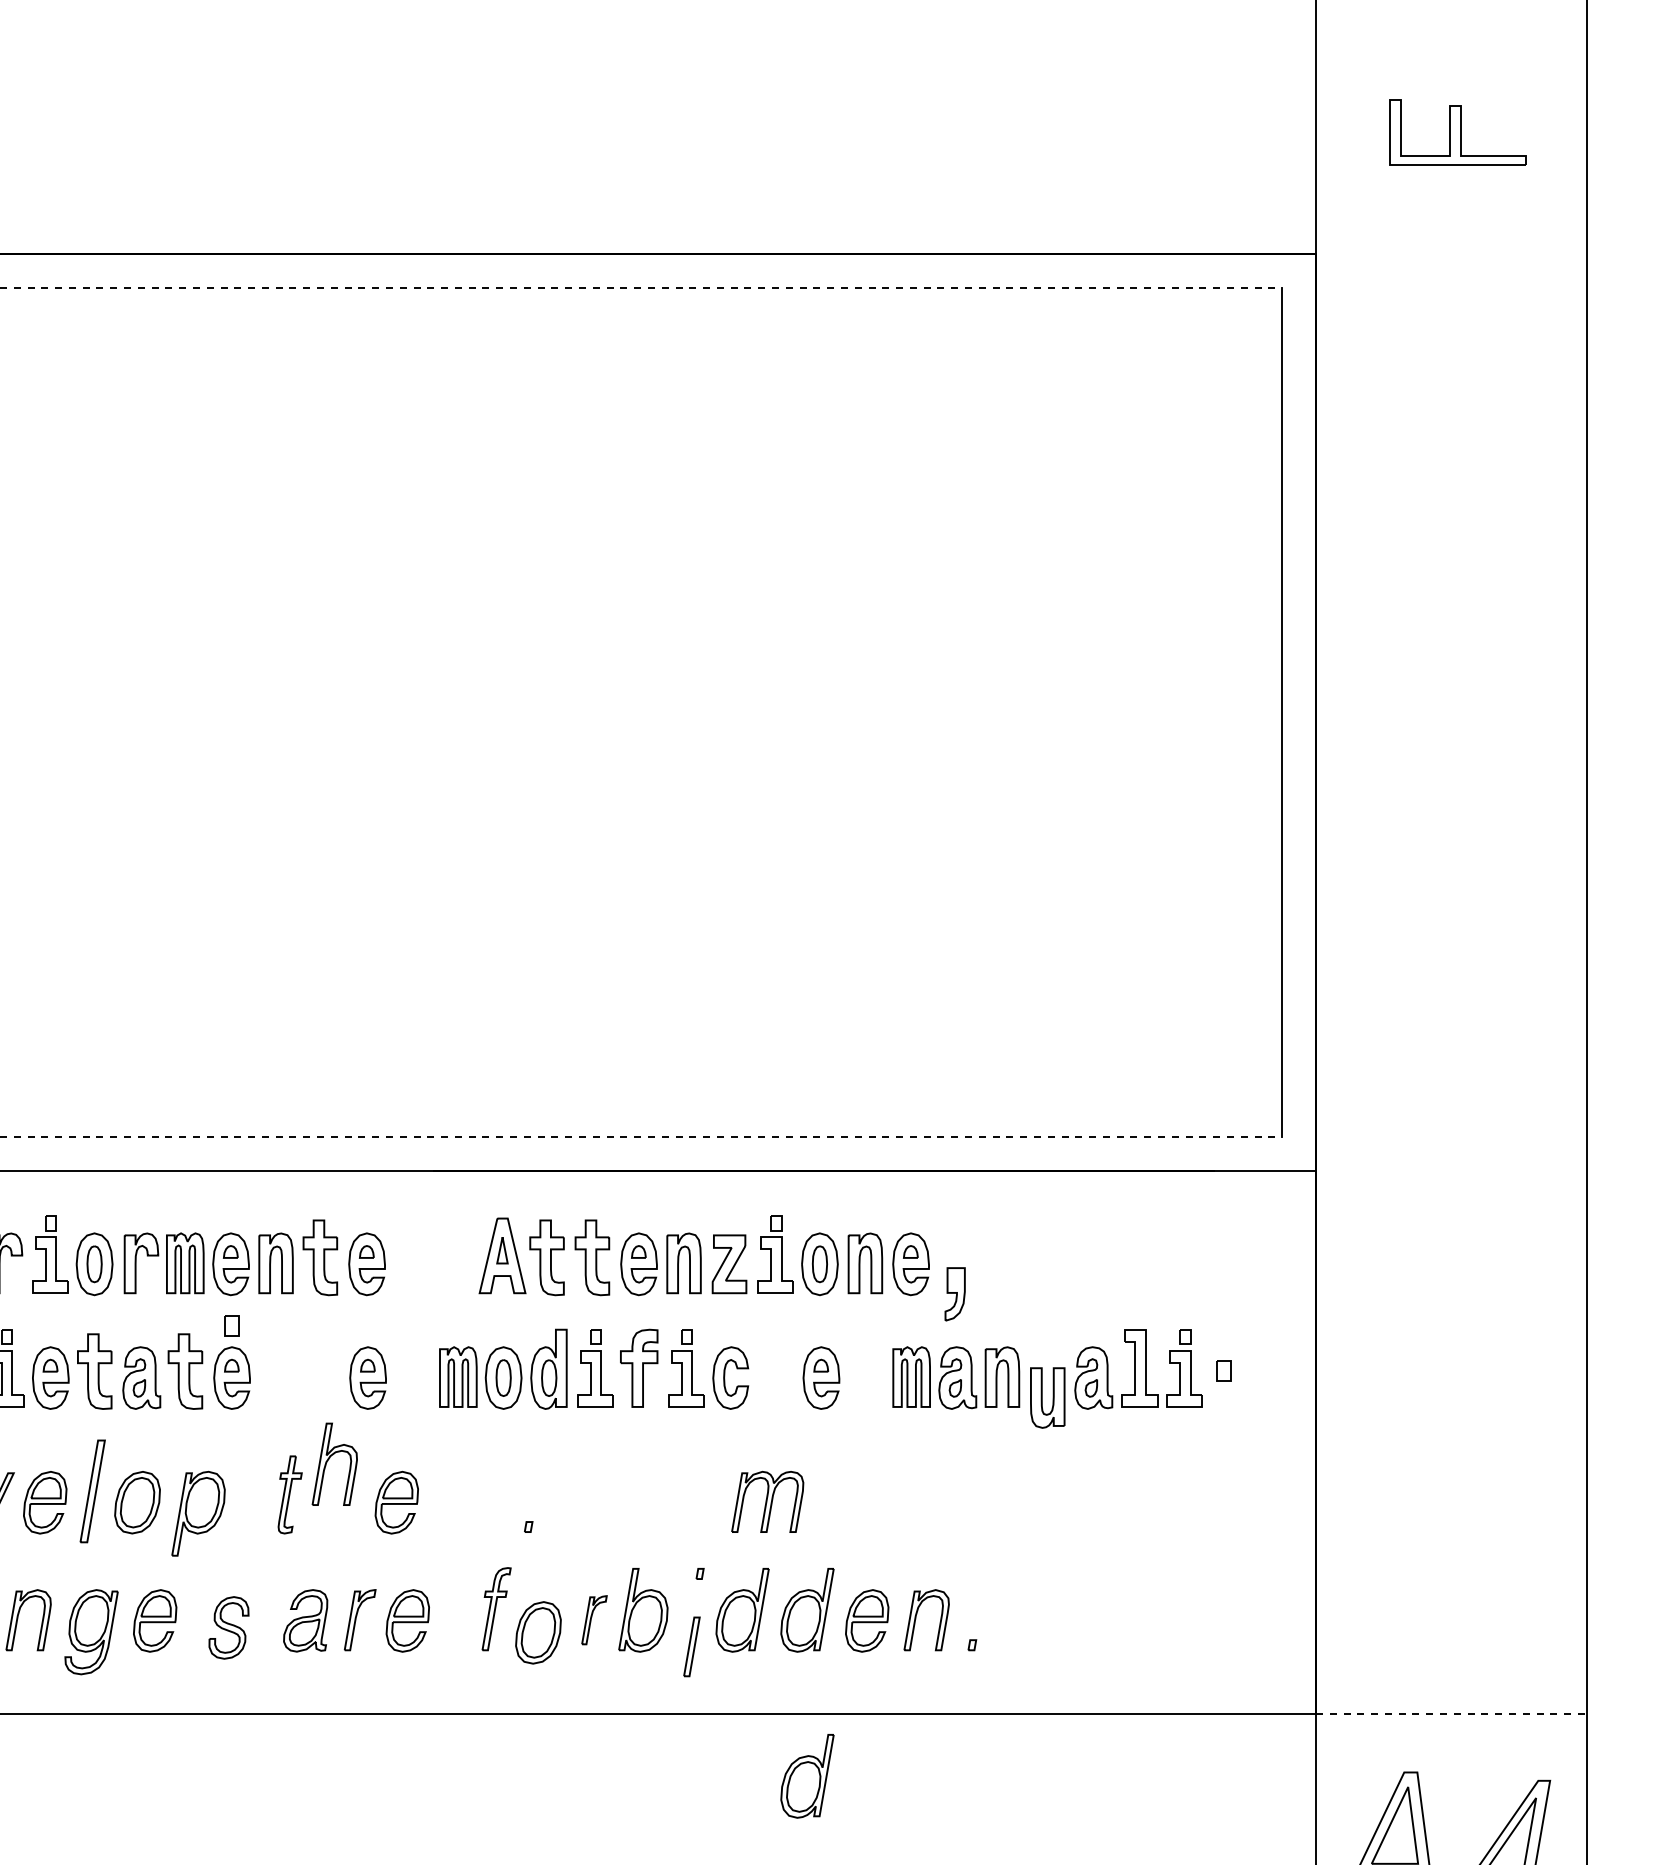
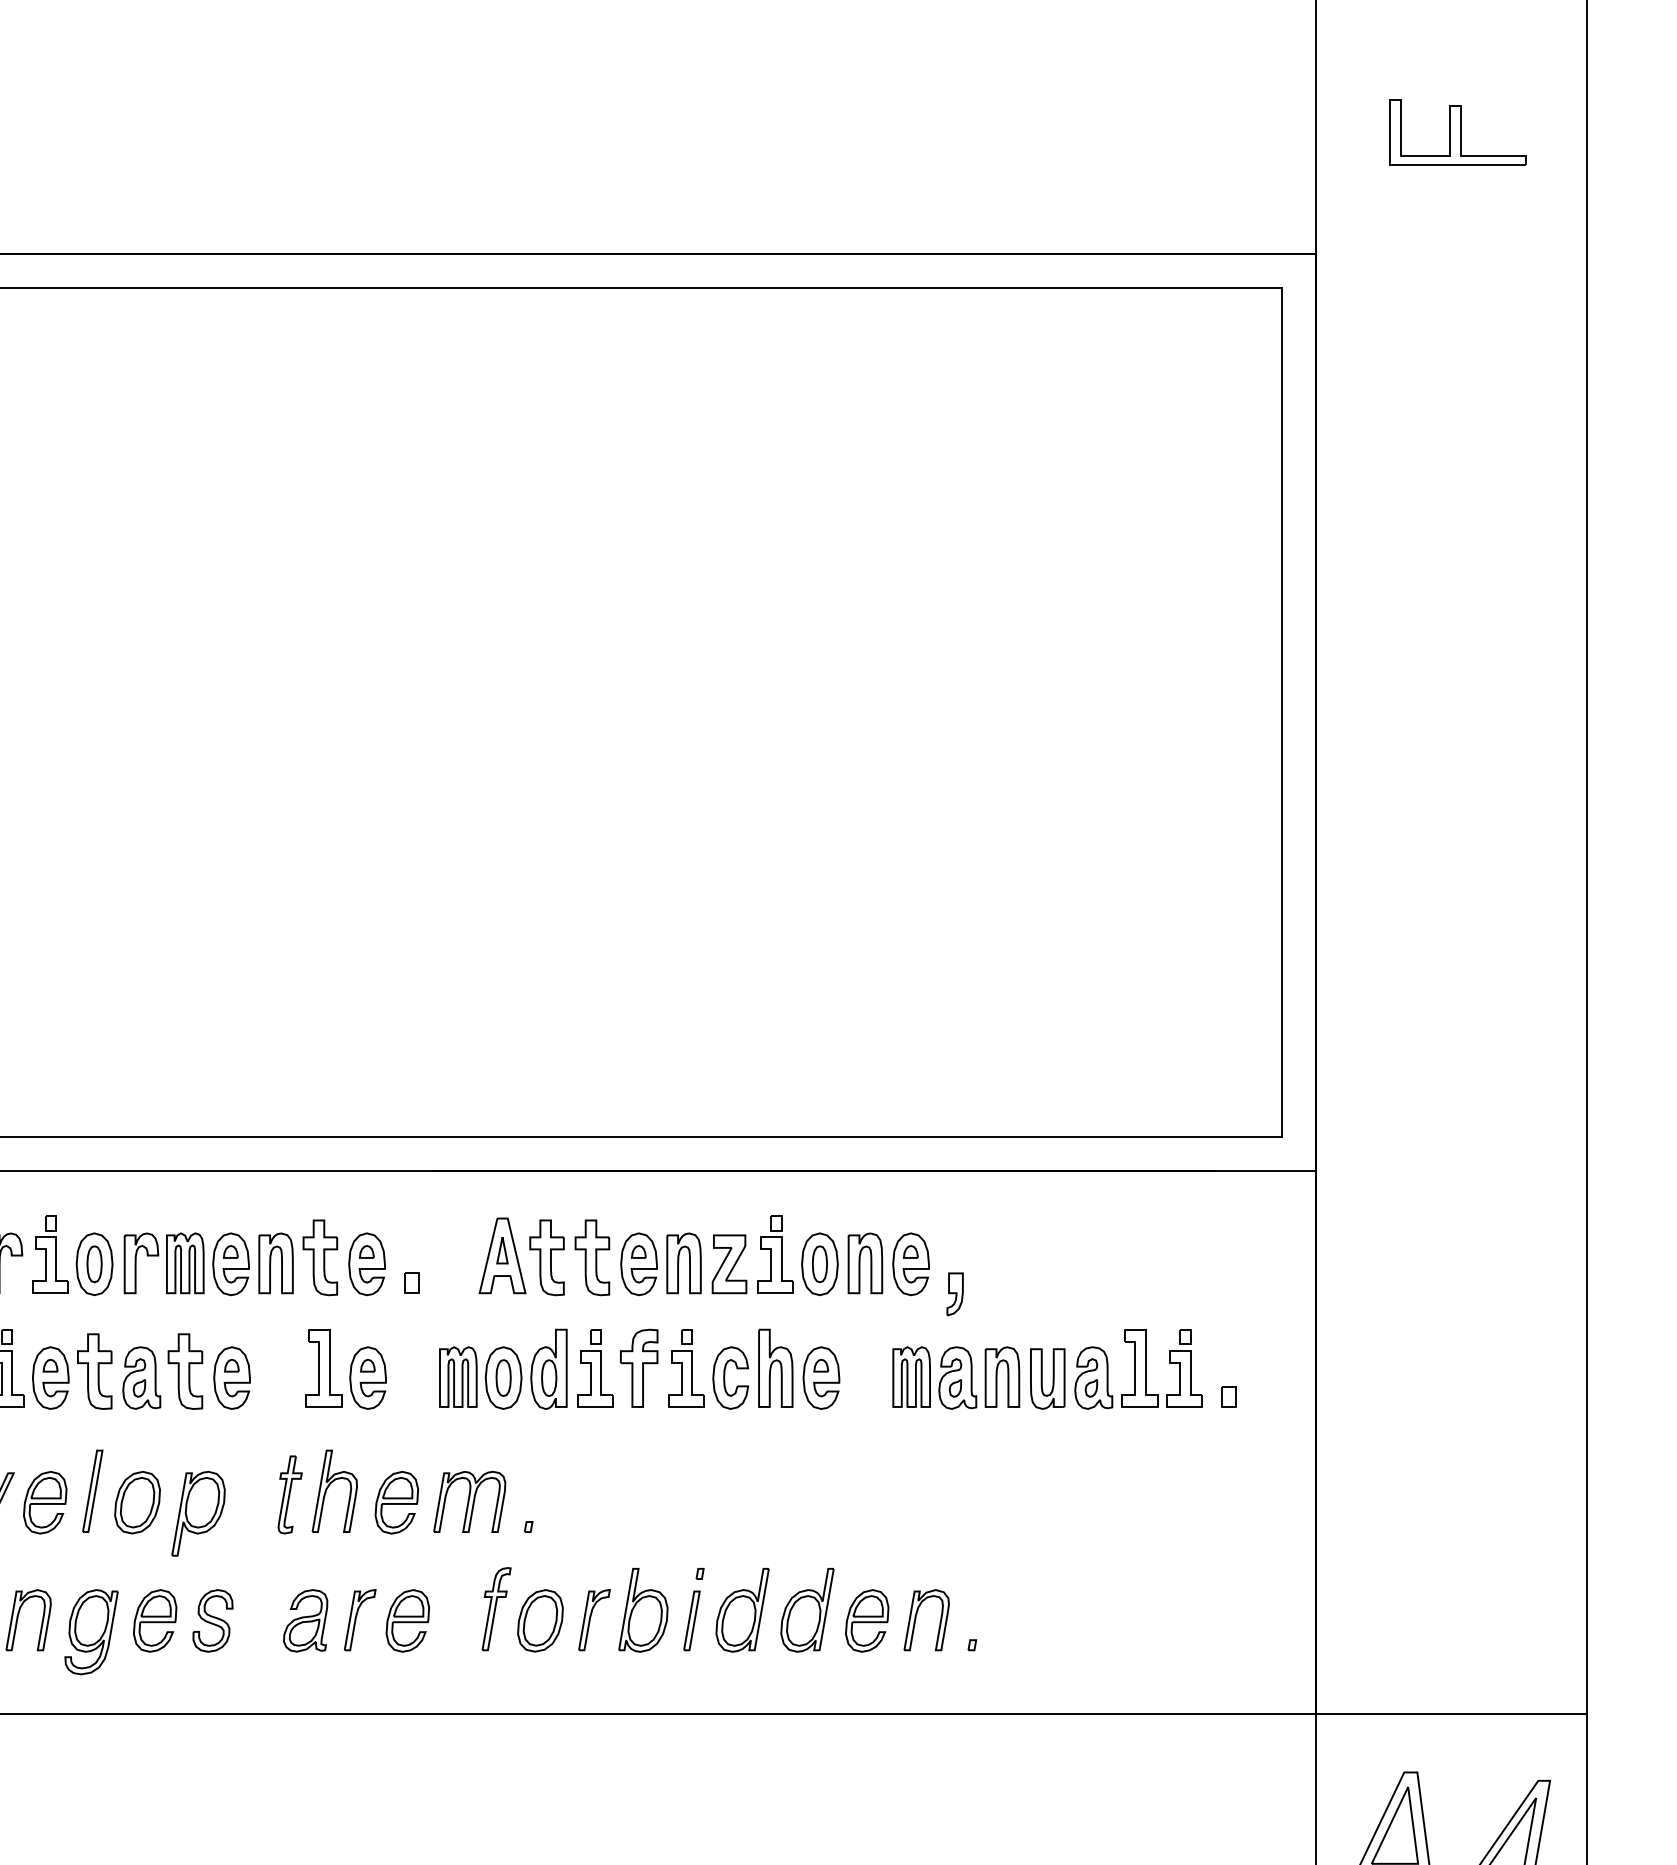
line: dashed -> solid (641, 288)
line: dashed -> solid (641, 1136)
part size: 22x55 px -> 18x45 px (954, 1294)
part position: (231, 1325) -> (411, 1282) (411, 1282)
part: none -> present (775, 1367)
part: none -> present (323, 1368)
part position: (1223, 1370) -> (1228, 1396) (1228, 1396)
part position: (1047, 1397) -> (1047, 1378) (1047, 1378)
part position: (329, 1459) -> (329, 1486) (329, 1486)
part size: 27x105 px -> 22x84 px (92, 1490)
part position: (767, 1501) -> (469, 1501) (469, 1501)
part size: 27x51 px -> 33x63 px (594, 1620)
part position: (228, 1627) -> (212, 1620) (212, 1620)
part position: (538, 1632) -> (540, 1620) (540, 1620)
part position: (691, 1646) -> (691, 1620) (691, 1620)
line: dashed -> solid (1451, 1713)
part: present -> none (807, 1776)
